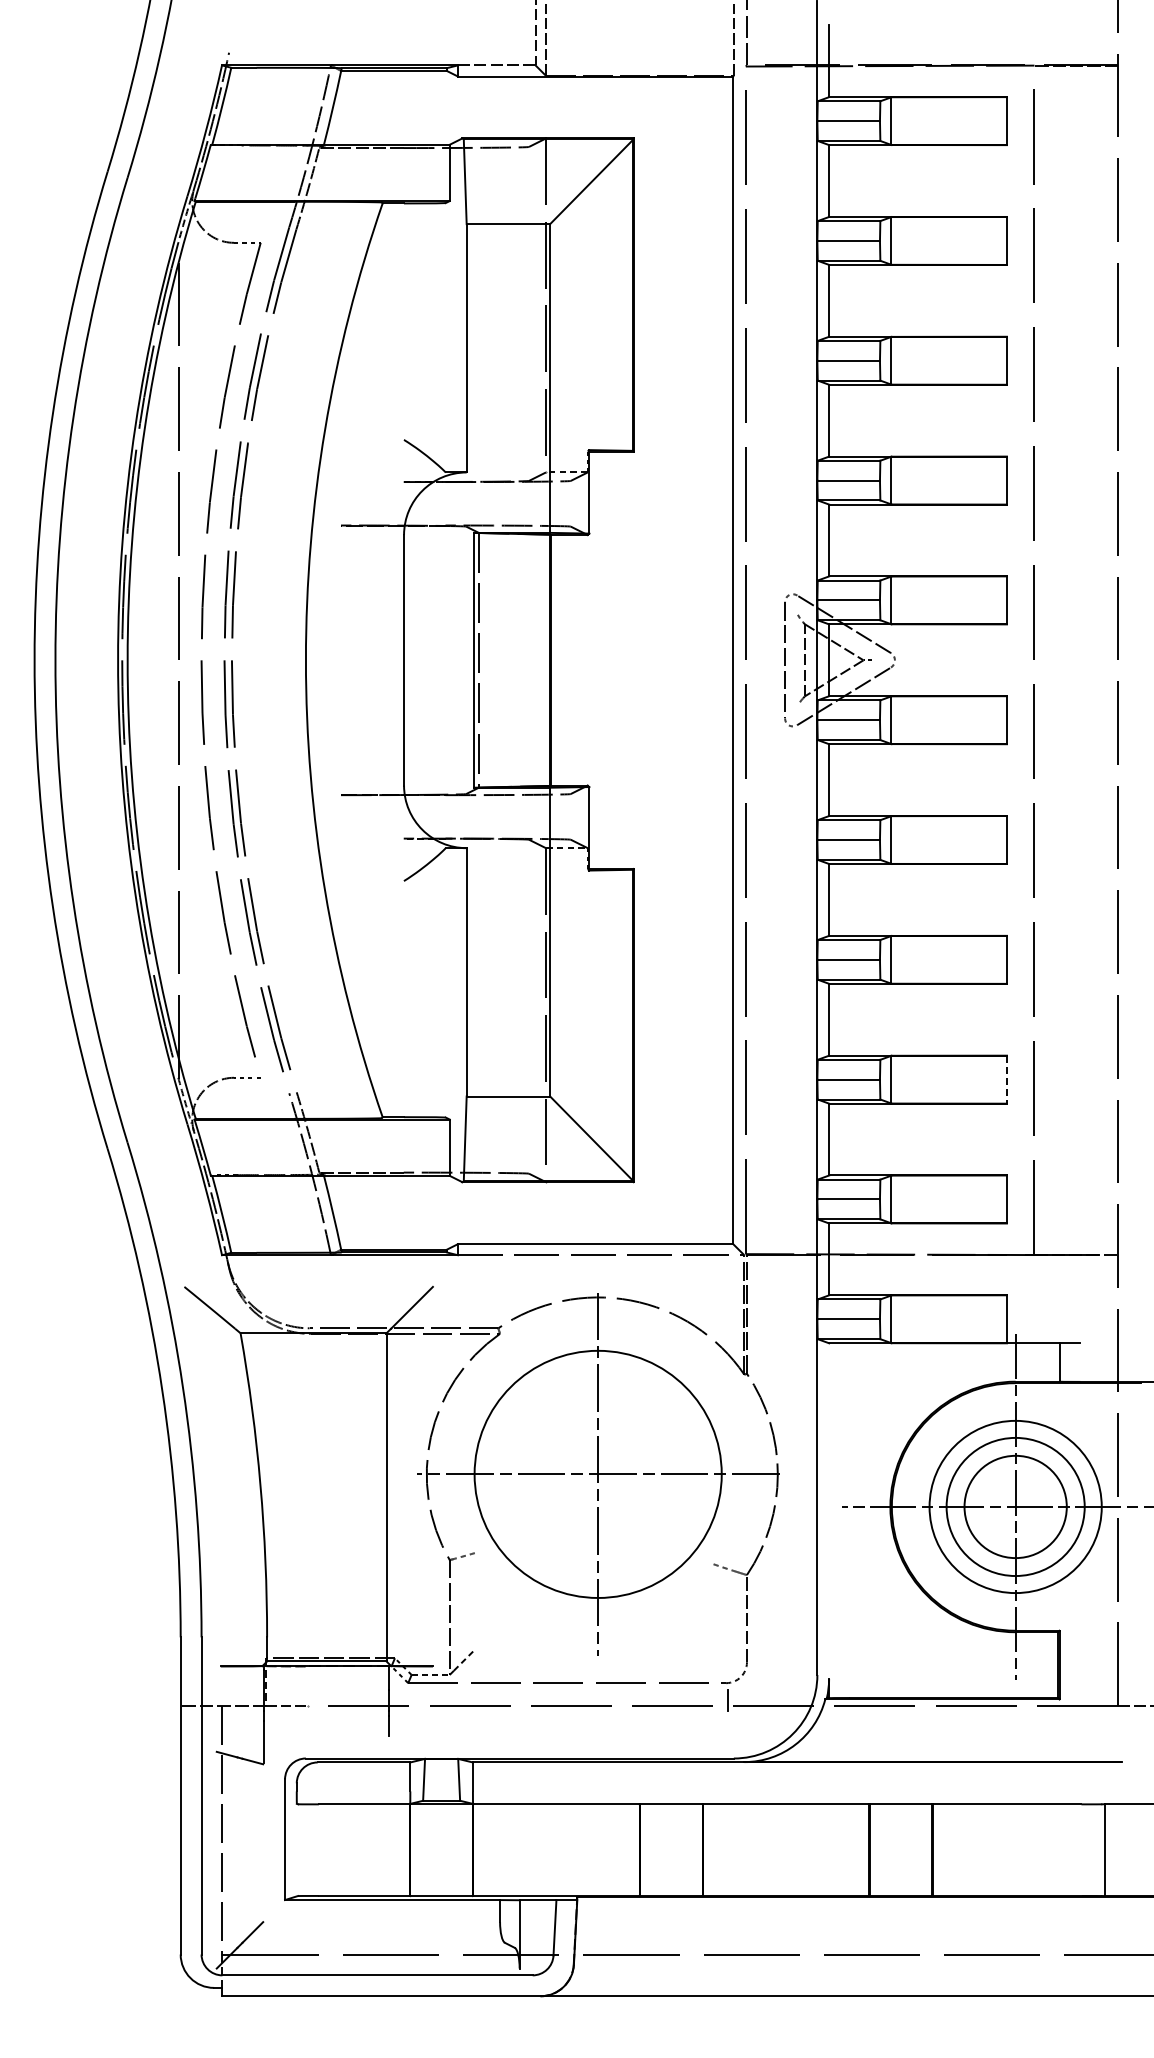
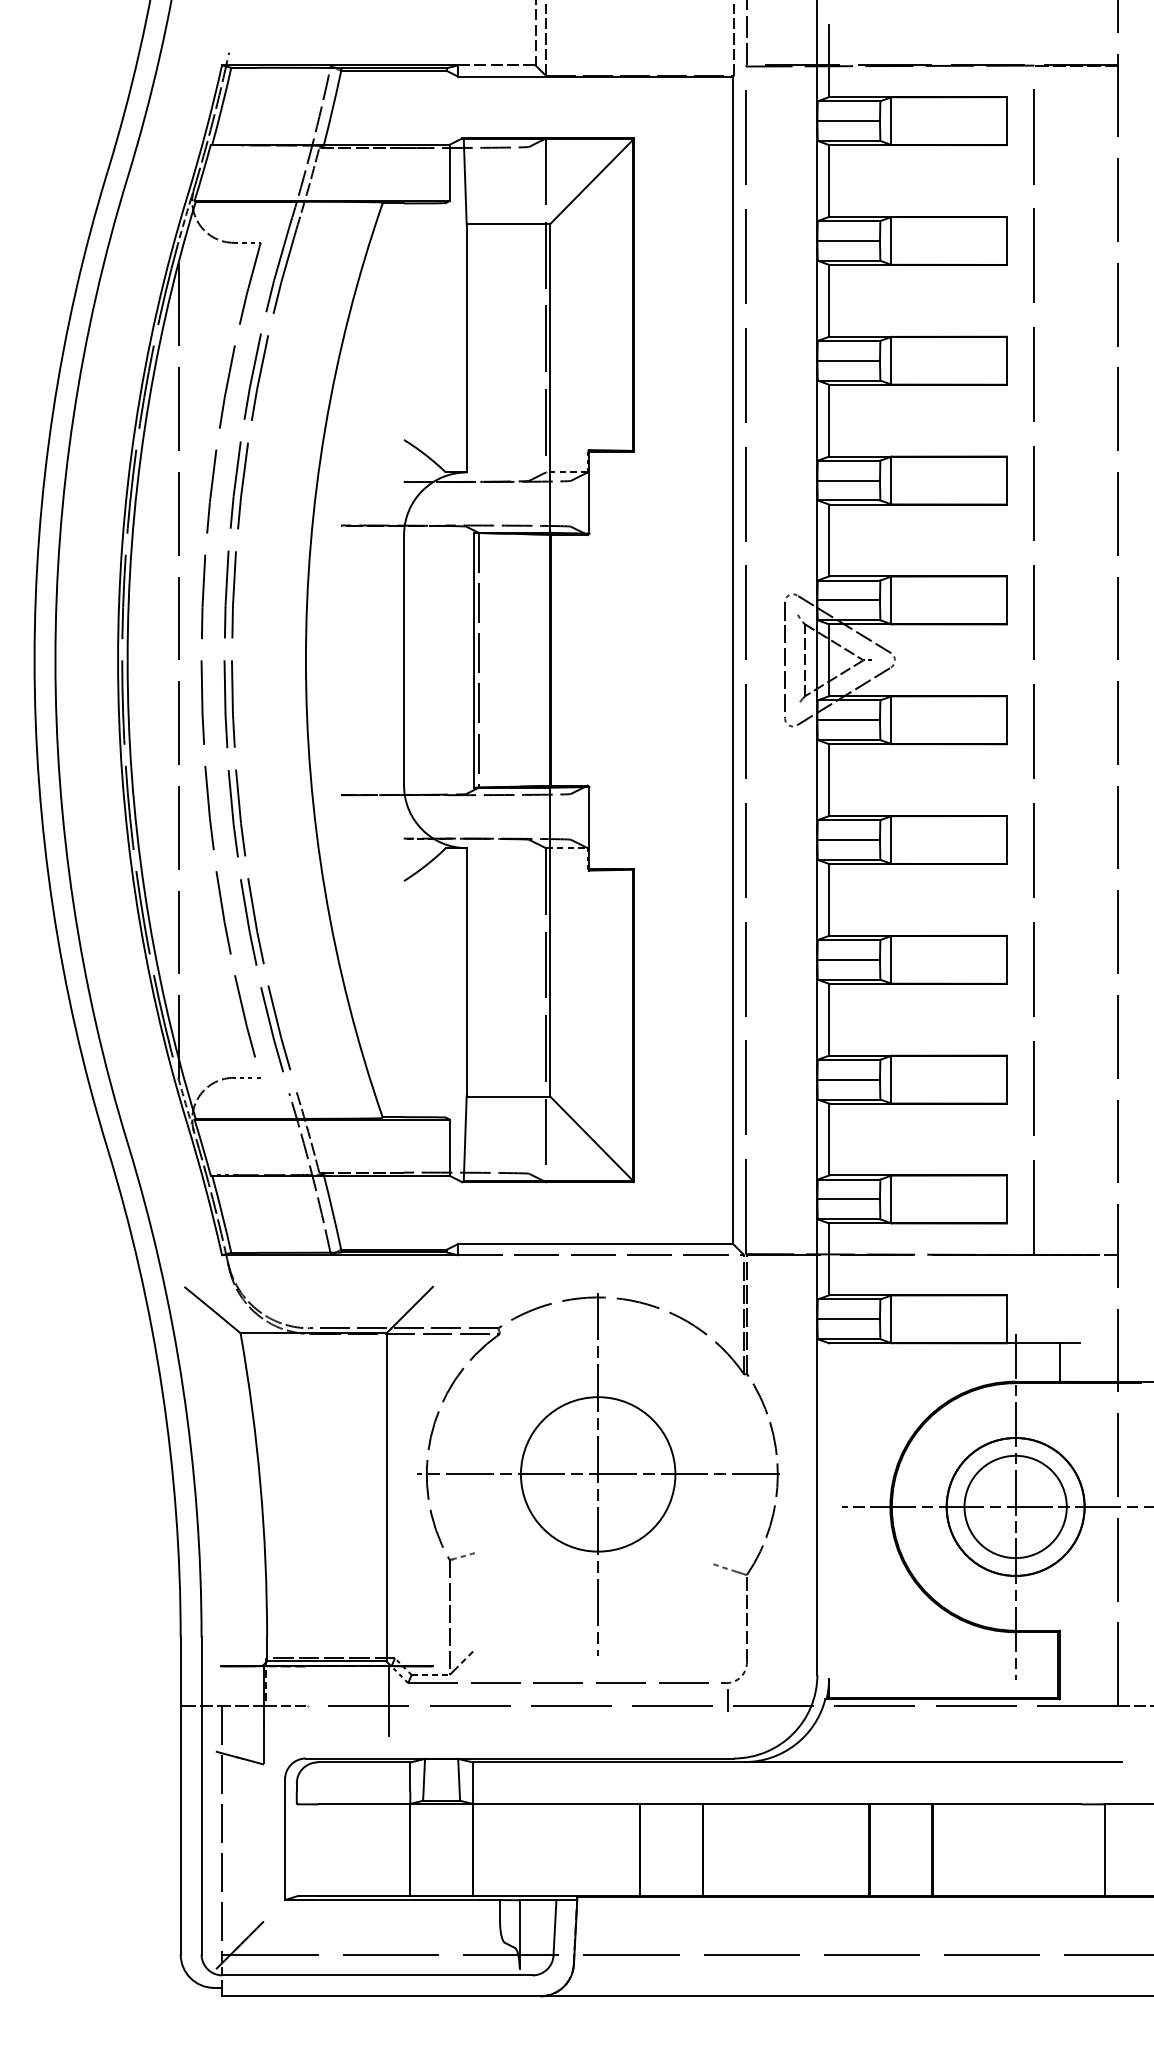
line: dashed -> solid (1006, 1080)
circle diameter: 247 px -> 154 px (597, 1474)
circle diameter: 172 px -> 138 px (1015, 1506)
